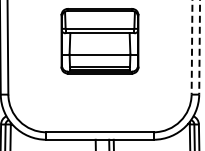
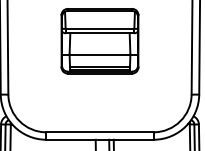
line: dashed -> solid (192, 47)
line: dashed -> solid (199, 47)
